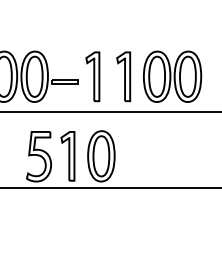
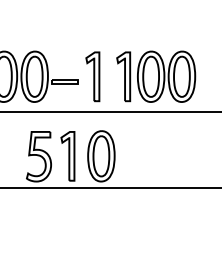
part position: (172, 76) -> (166, 76) (166, 76)
